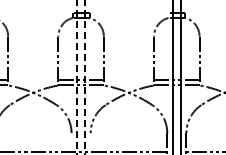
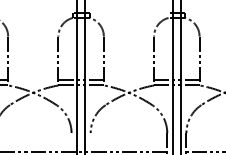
line: dashed -> solid (77, 77)
line: dashed -> solid (84, 77)
